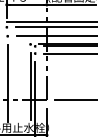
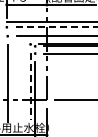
line: solid -> dashed (56, 27)
line: solid -> dashed (30, 86)
